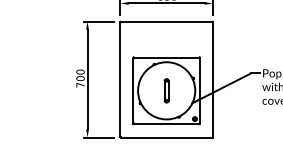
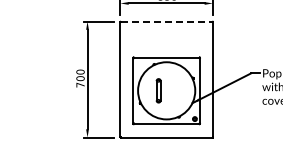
line: solid -> dashed (166, 21)
part position: (166, 90) -> (158, 90) (158, 90)
